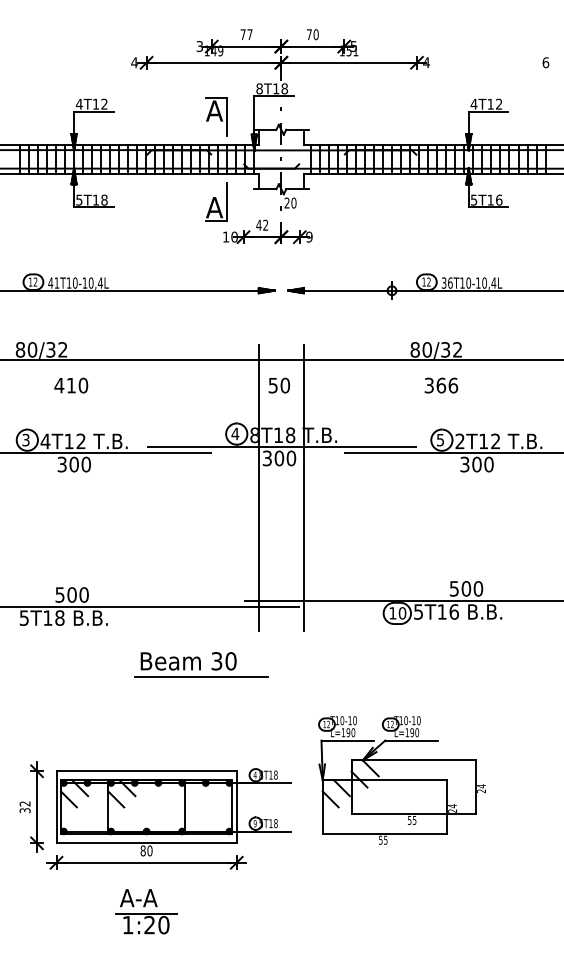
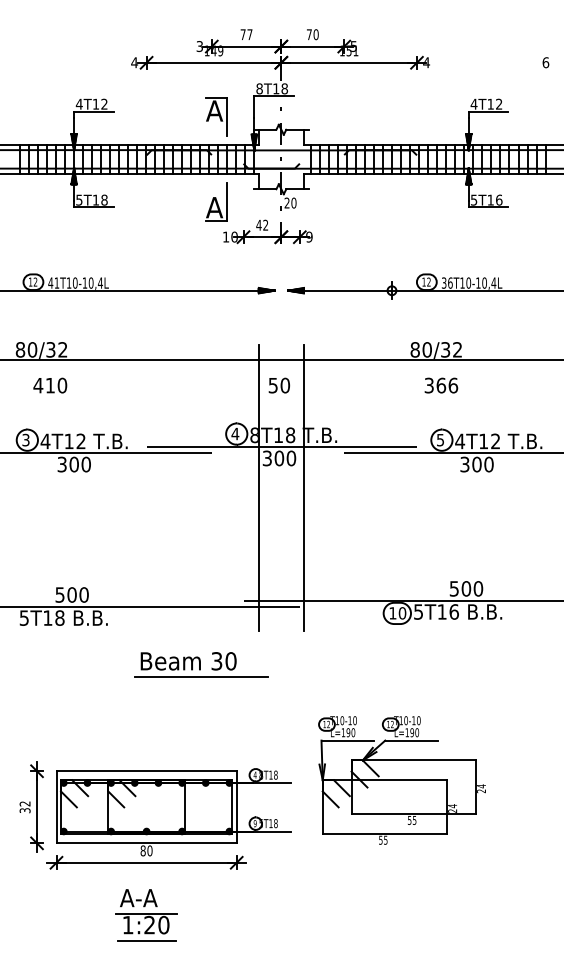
text position: (71, 385) -> (50, 385) (50, 385)
text: 2T12 -> 4T12 (460, 441)
line: none -> present (146, 940)
